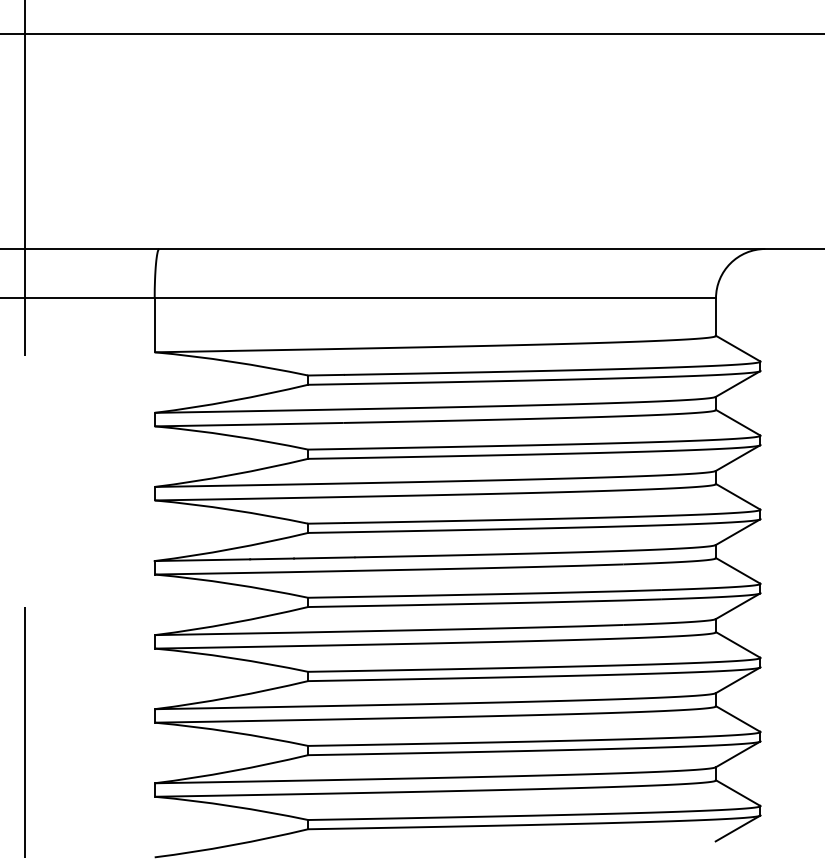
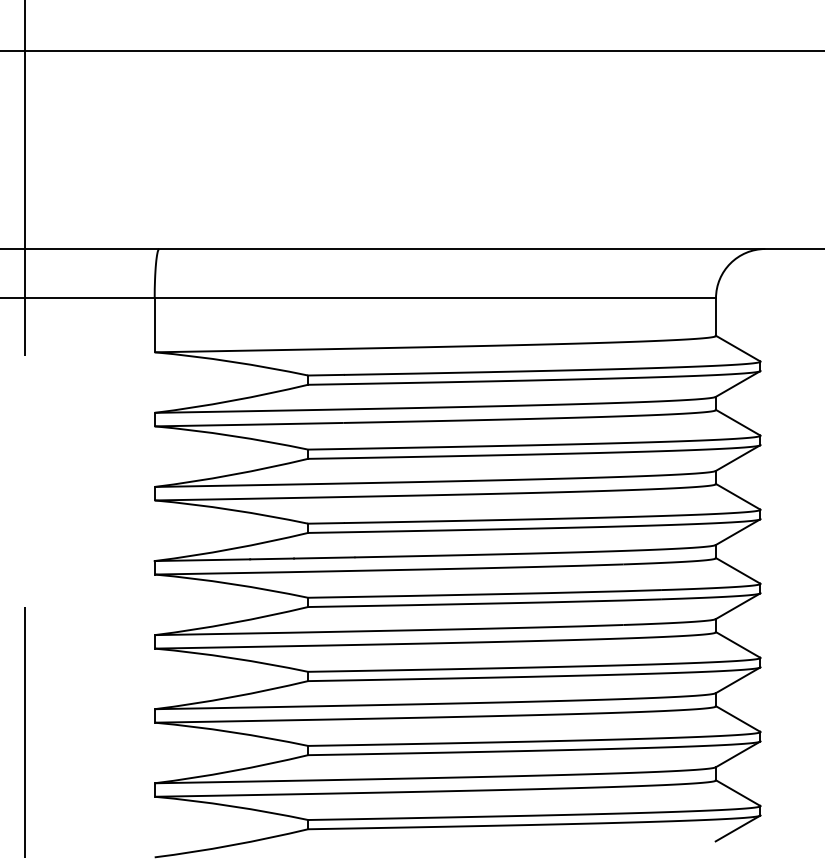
line position: (411, 34) -> (411, 51) (411, 51)
